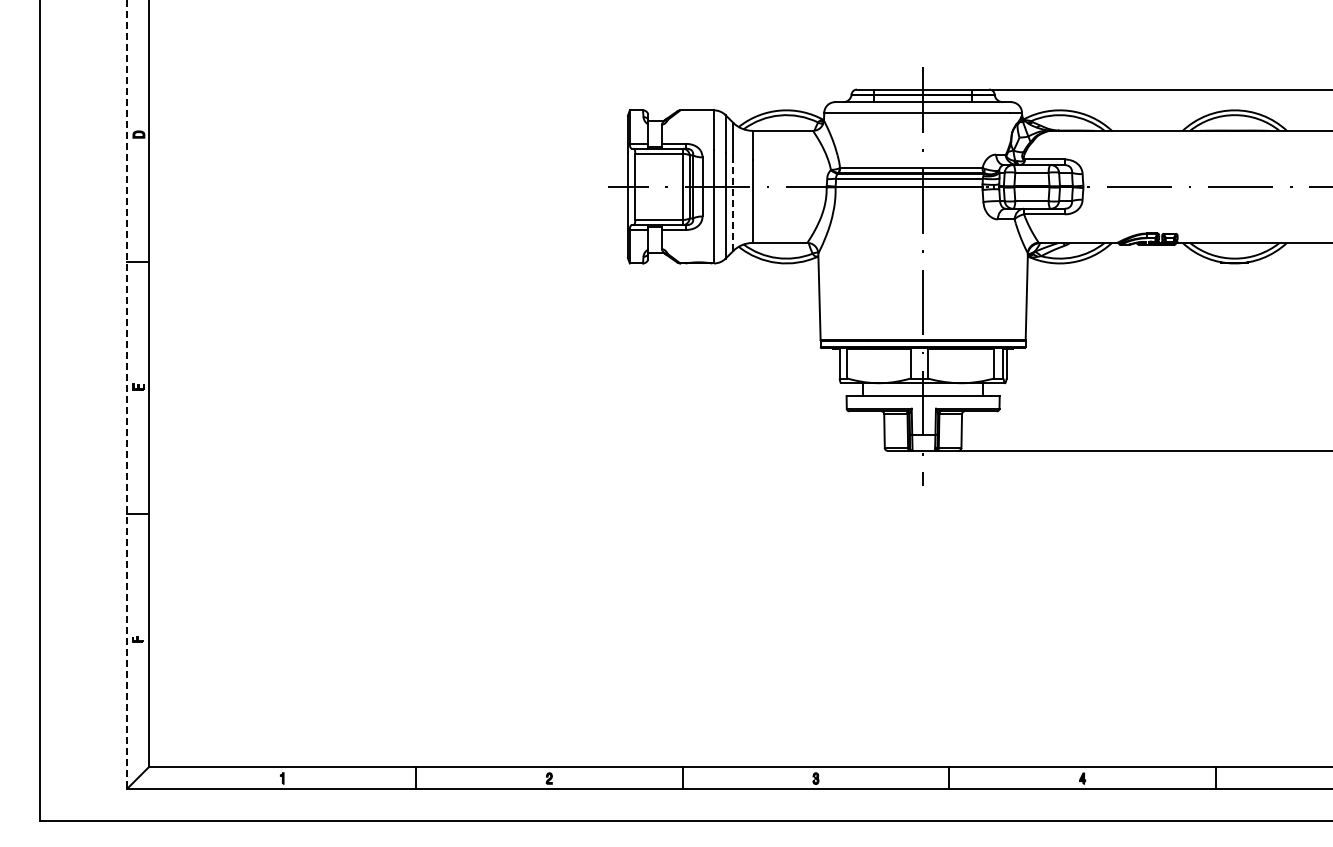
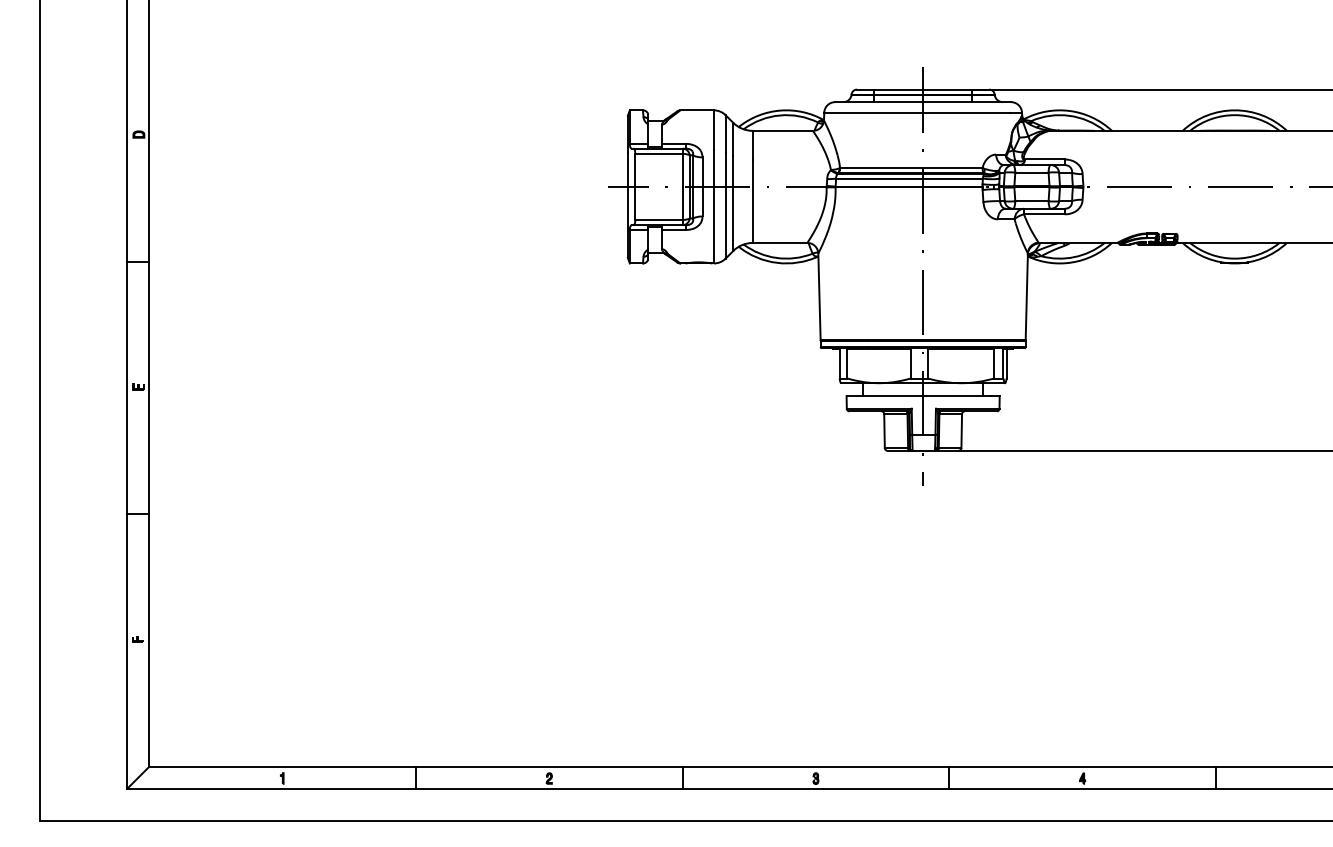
line: dashed -> solid (733, 204)
line: dashed -> solid (127, 394)
